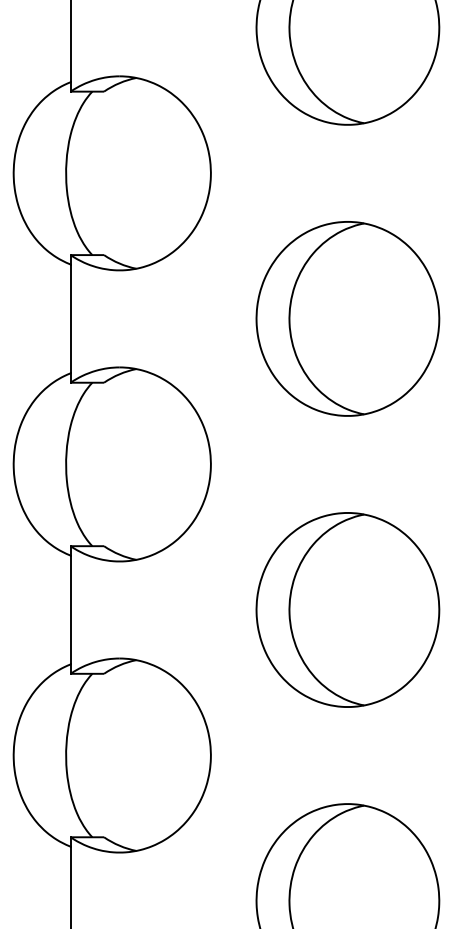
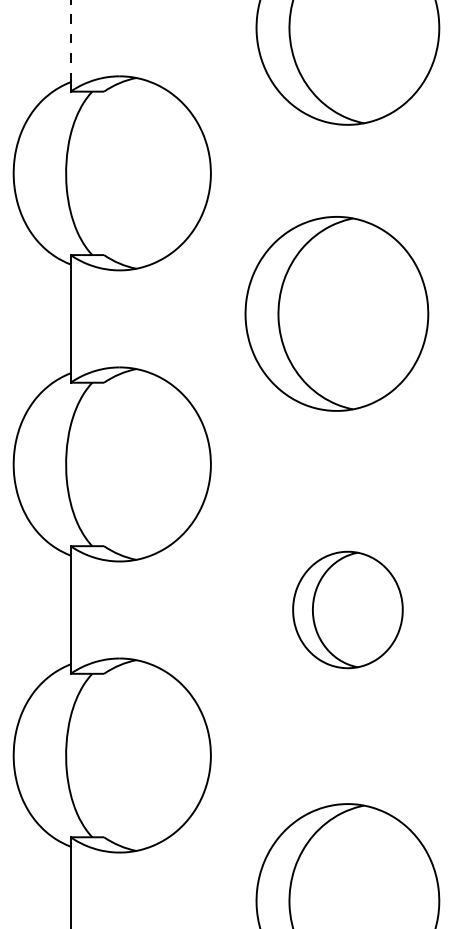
line: solid -> dashed (70, 41)
part position: (347, 318) -> (336, 313) (336, 313)
part size: 186x196 px -> 112x120 px (347, 609)
